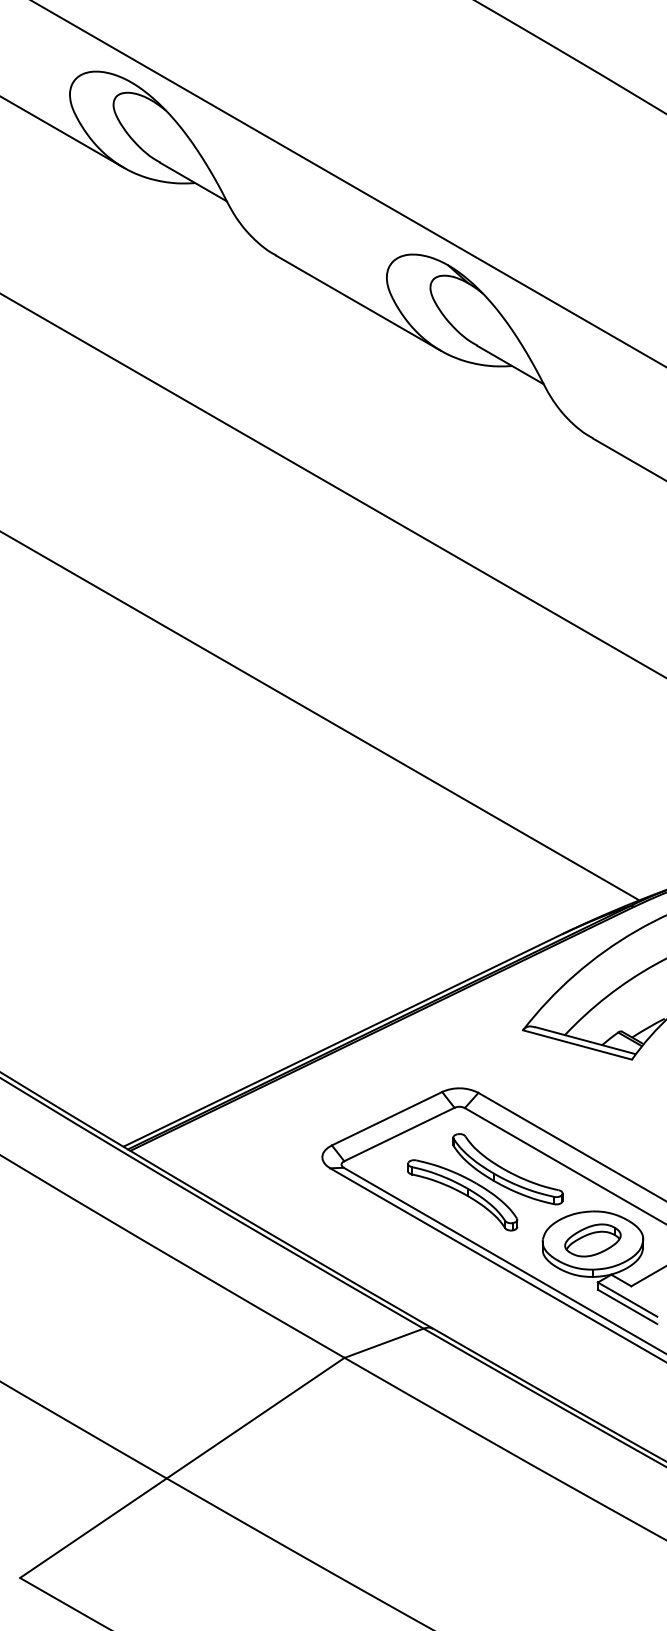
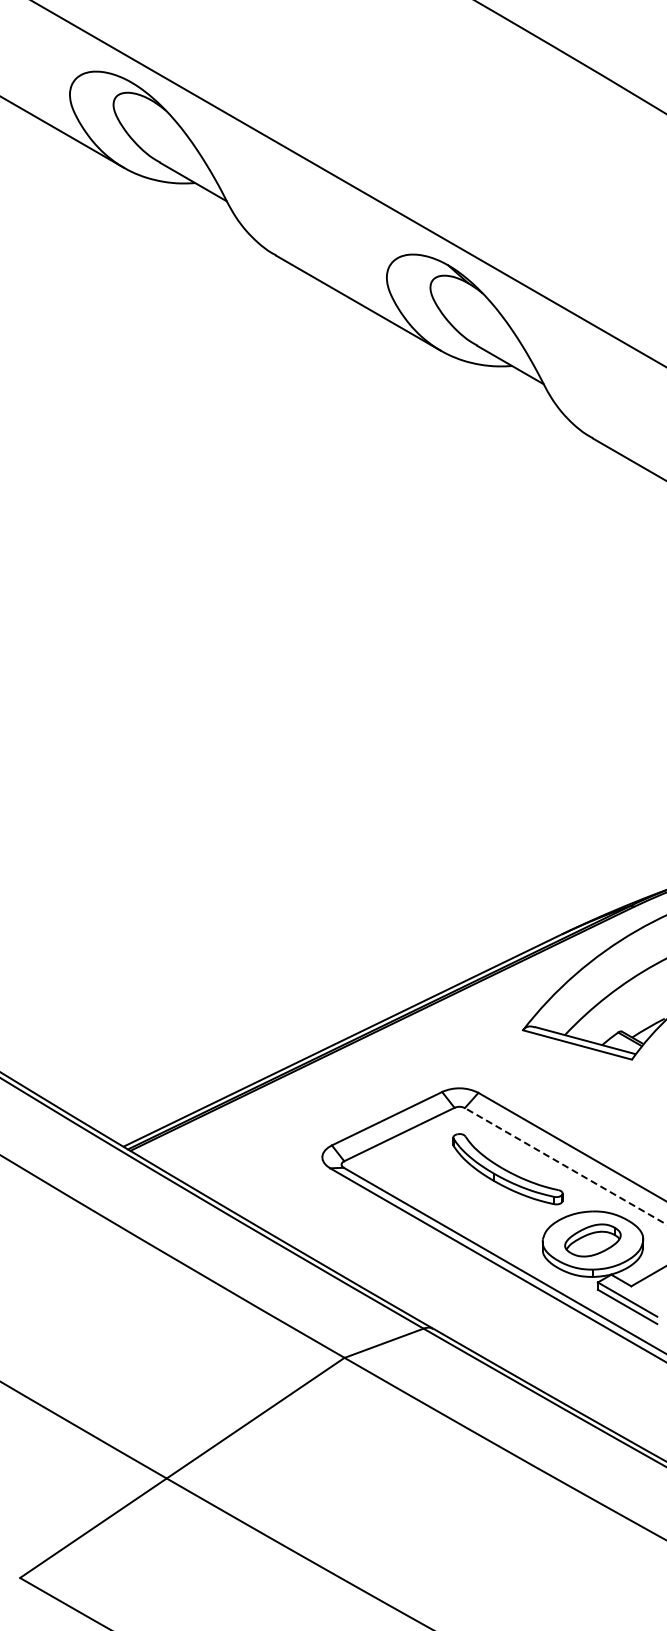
line: present -> none (332, 485)
line: present -> none (320, 716)
line: solid -> dashed (565, 1166)
part: present -> none (462, 1195)
